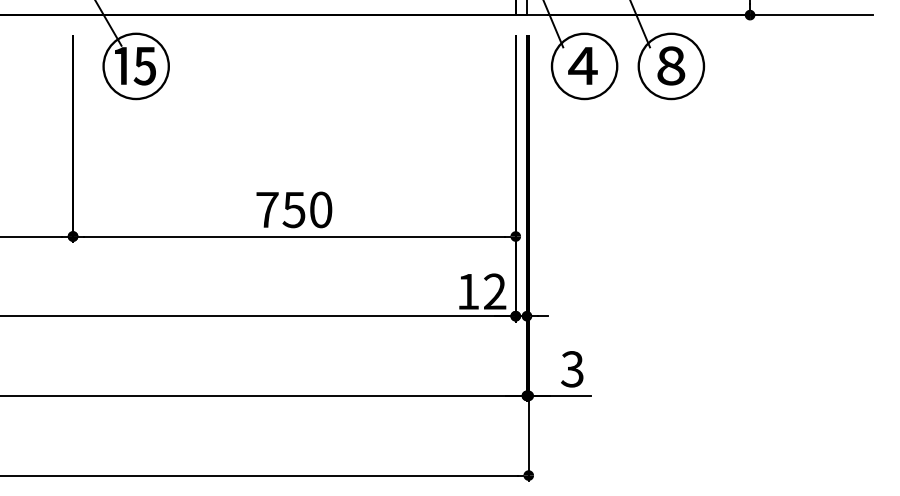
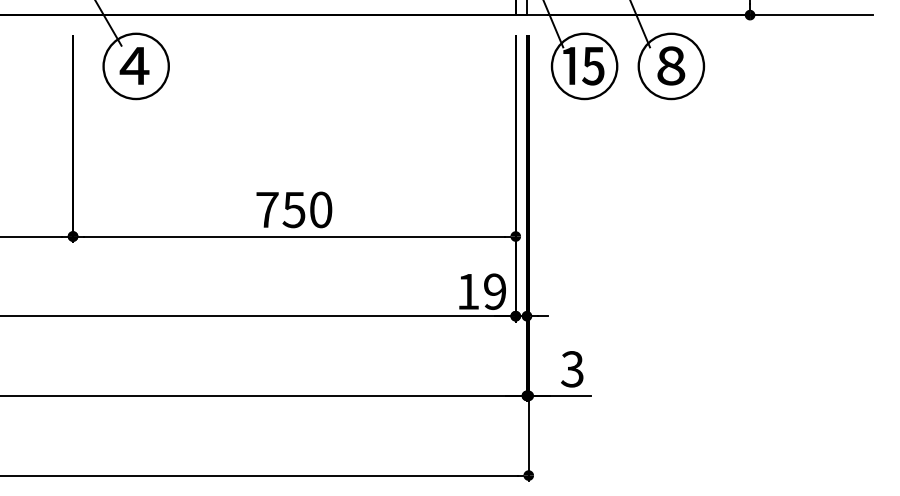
text: ⑮ -> ④ (135, 66)
text: ④ -> ⑮ (583, 66)
text: 12 -> 19 (495, 291)
